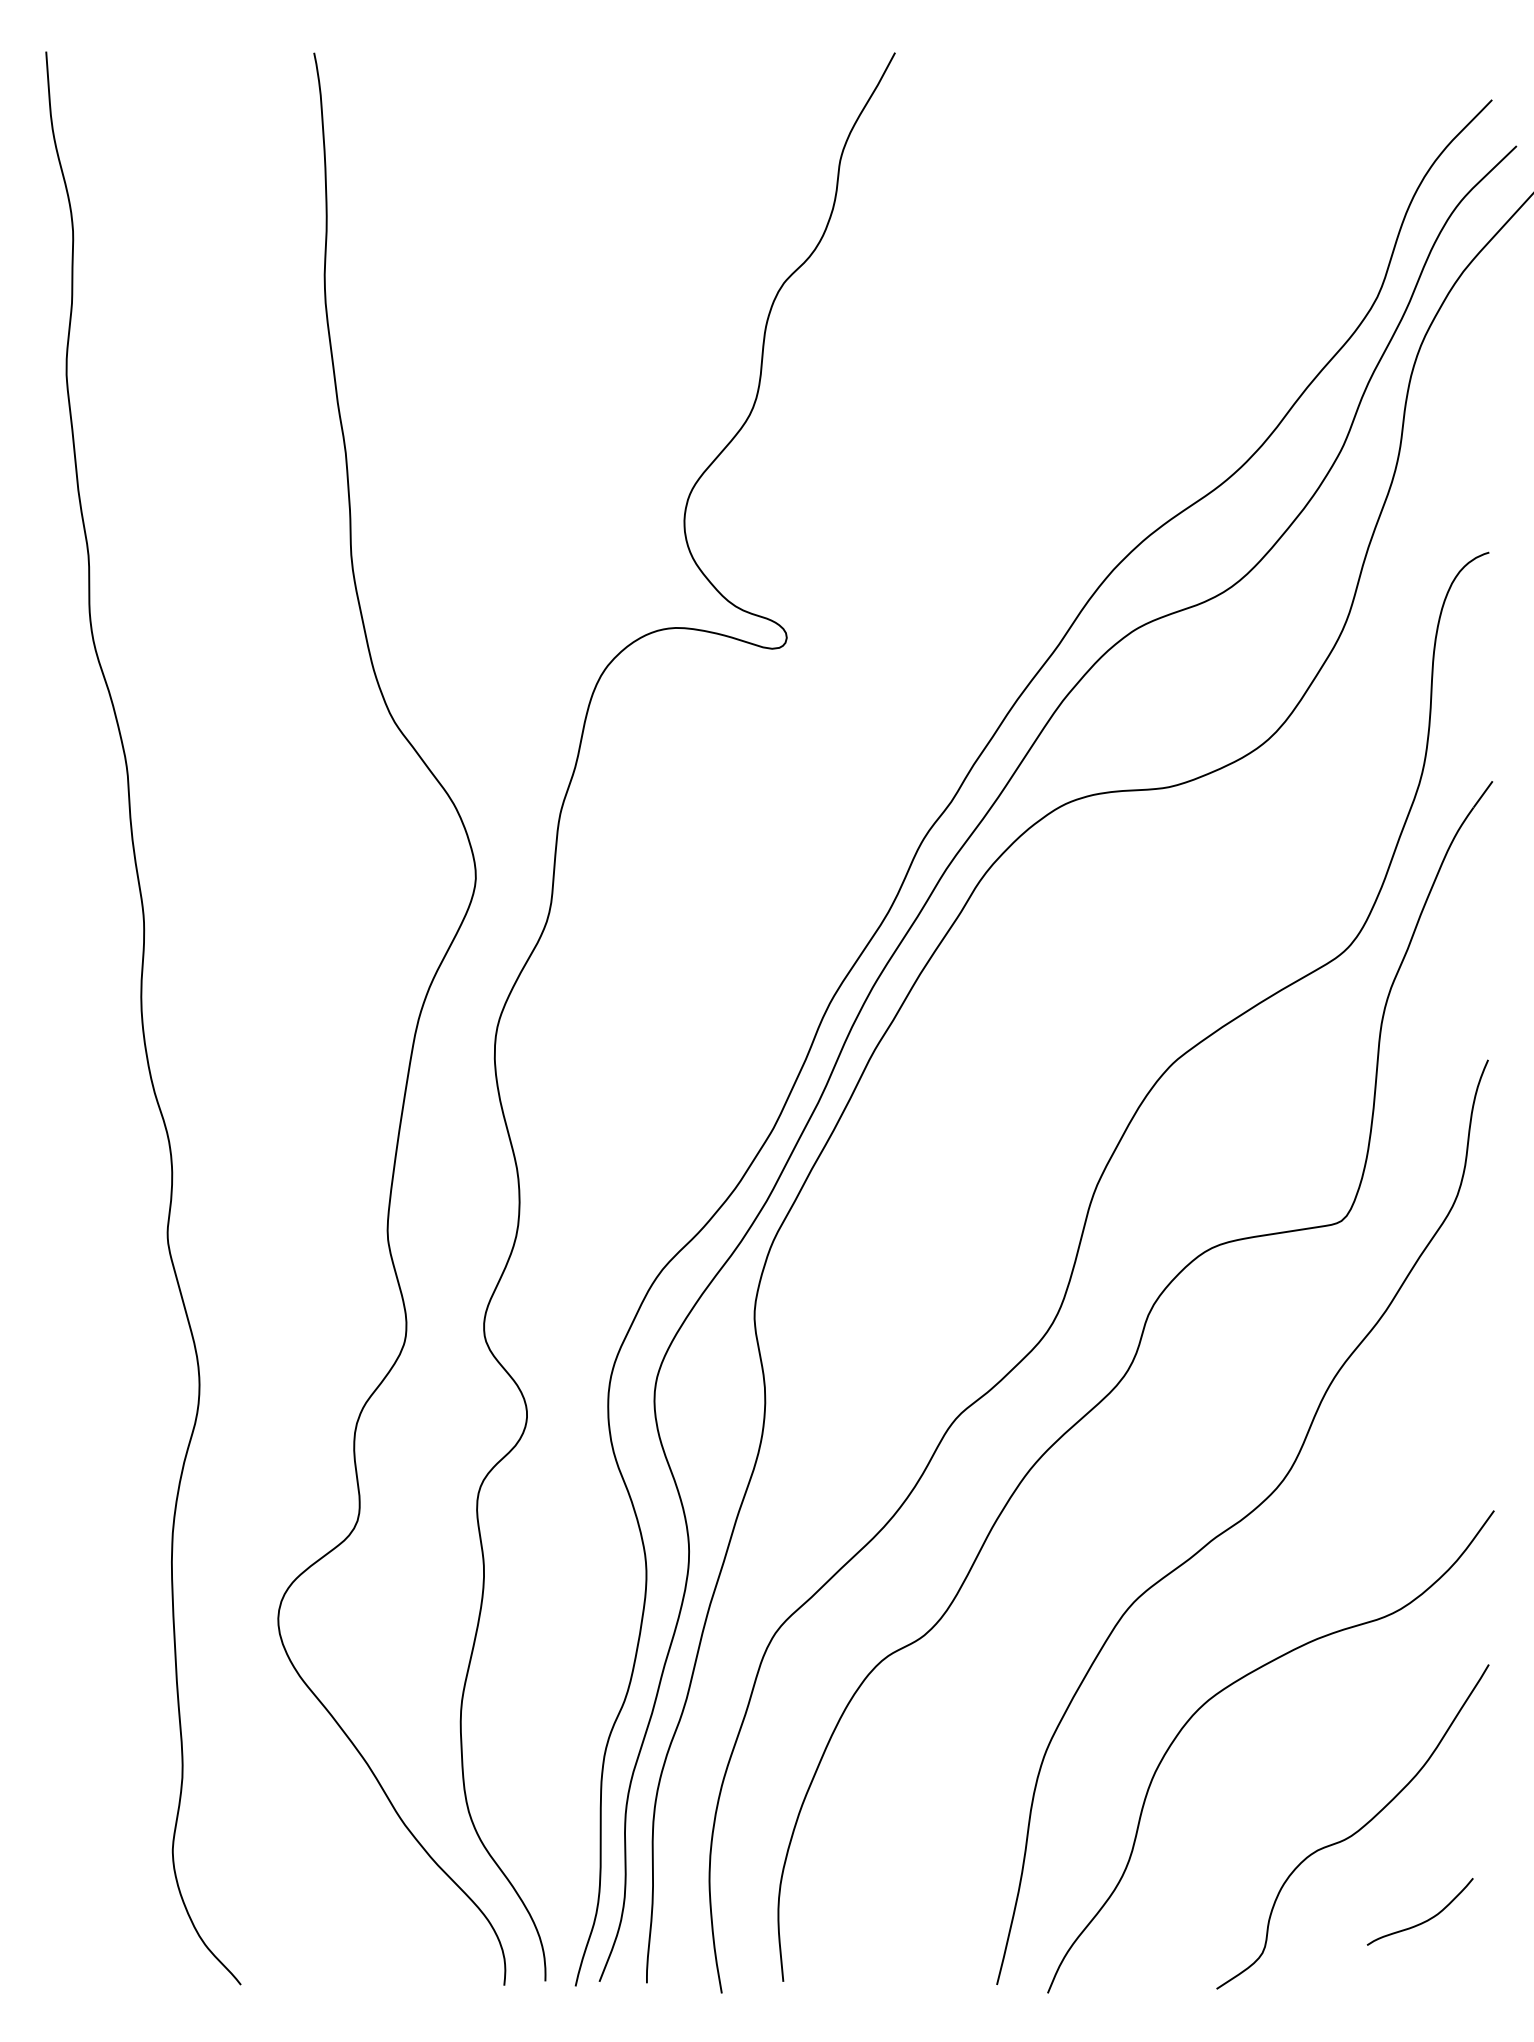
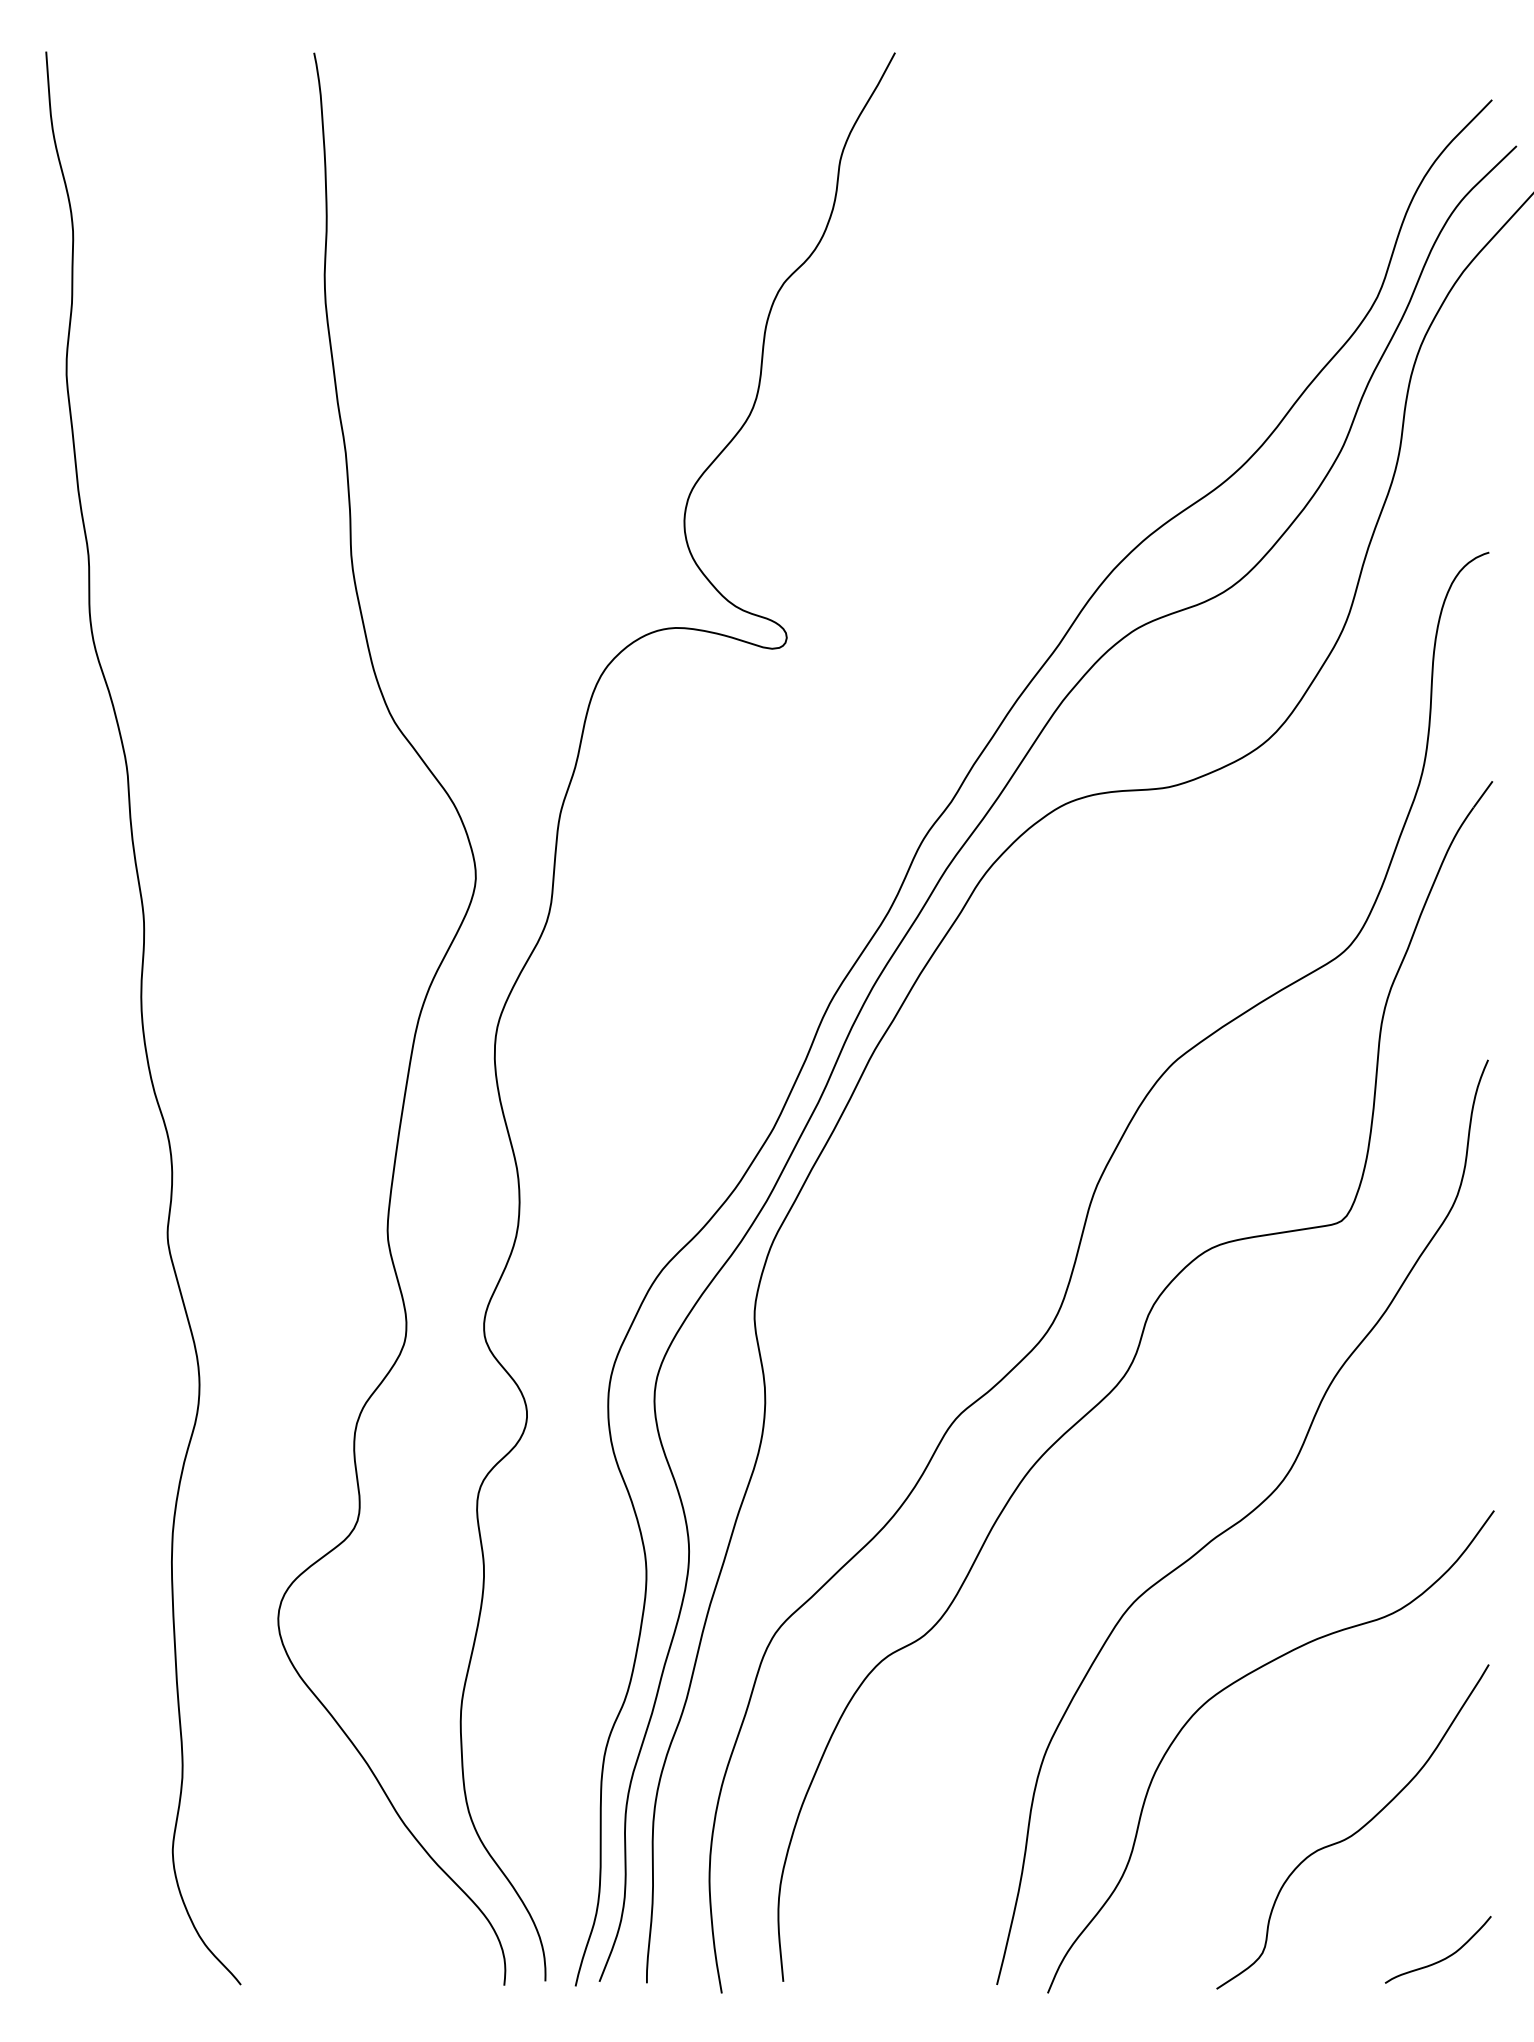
curve position: (1423, 1921) -> (1441, 1959) (1441, 1959)
